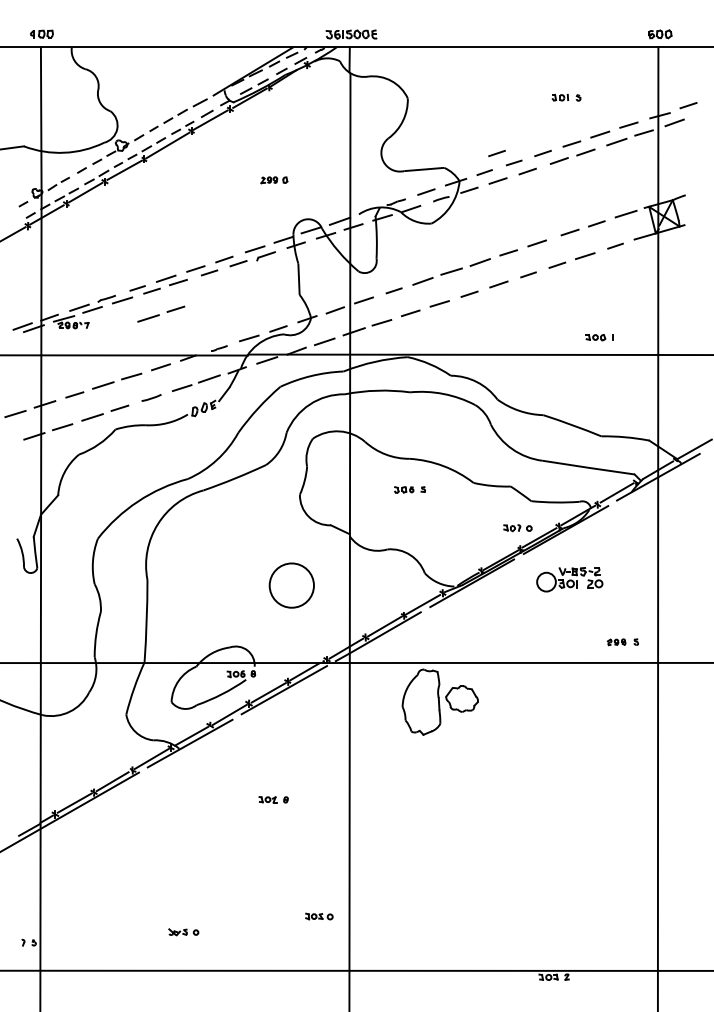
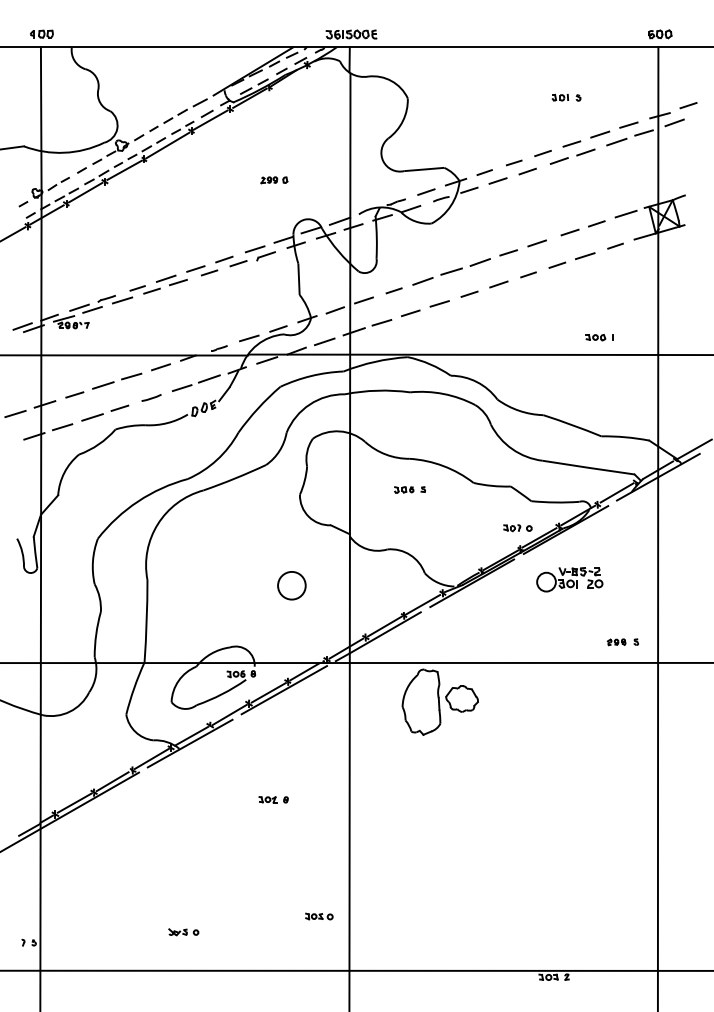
line: present -> none (496, 153)
line: present -> none (159, 314)
circle size: 47x47 px -> 30x30 px (291, 585)
